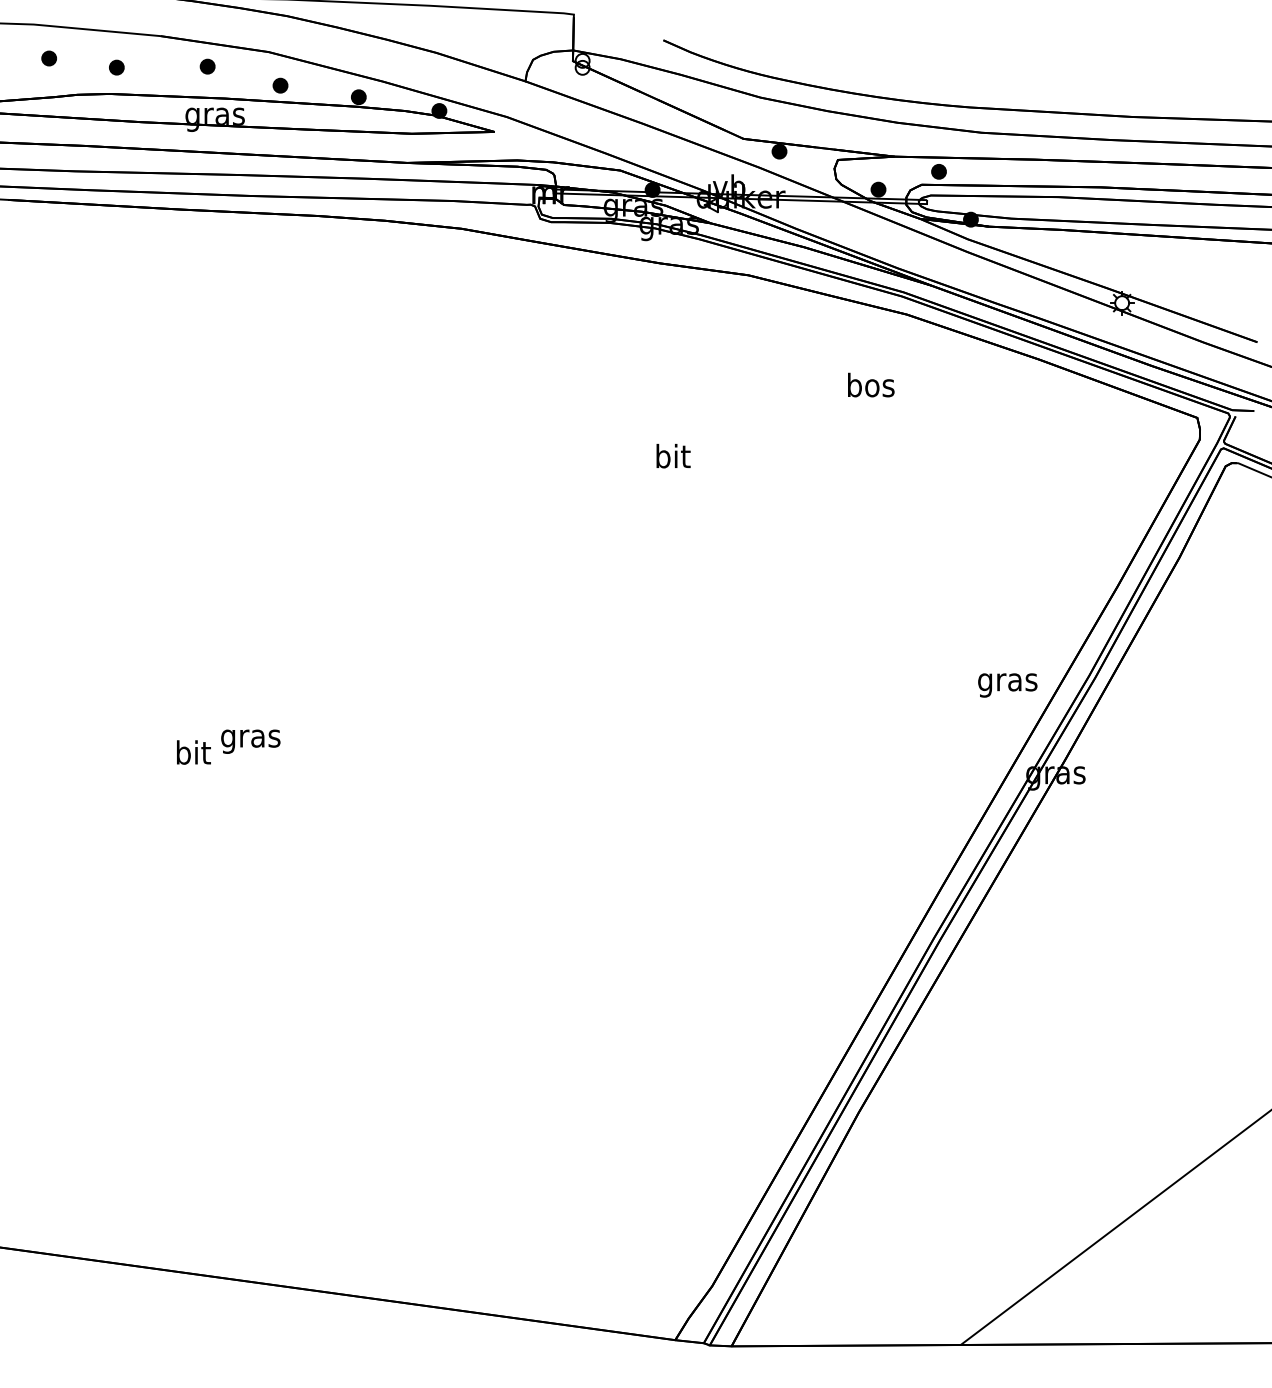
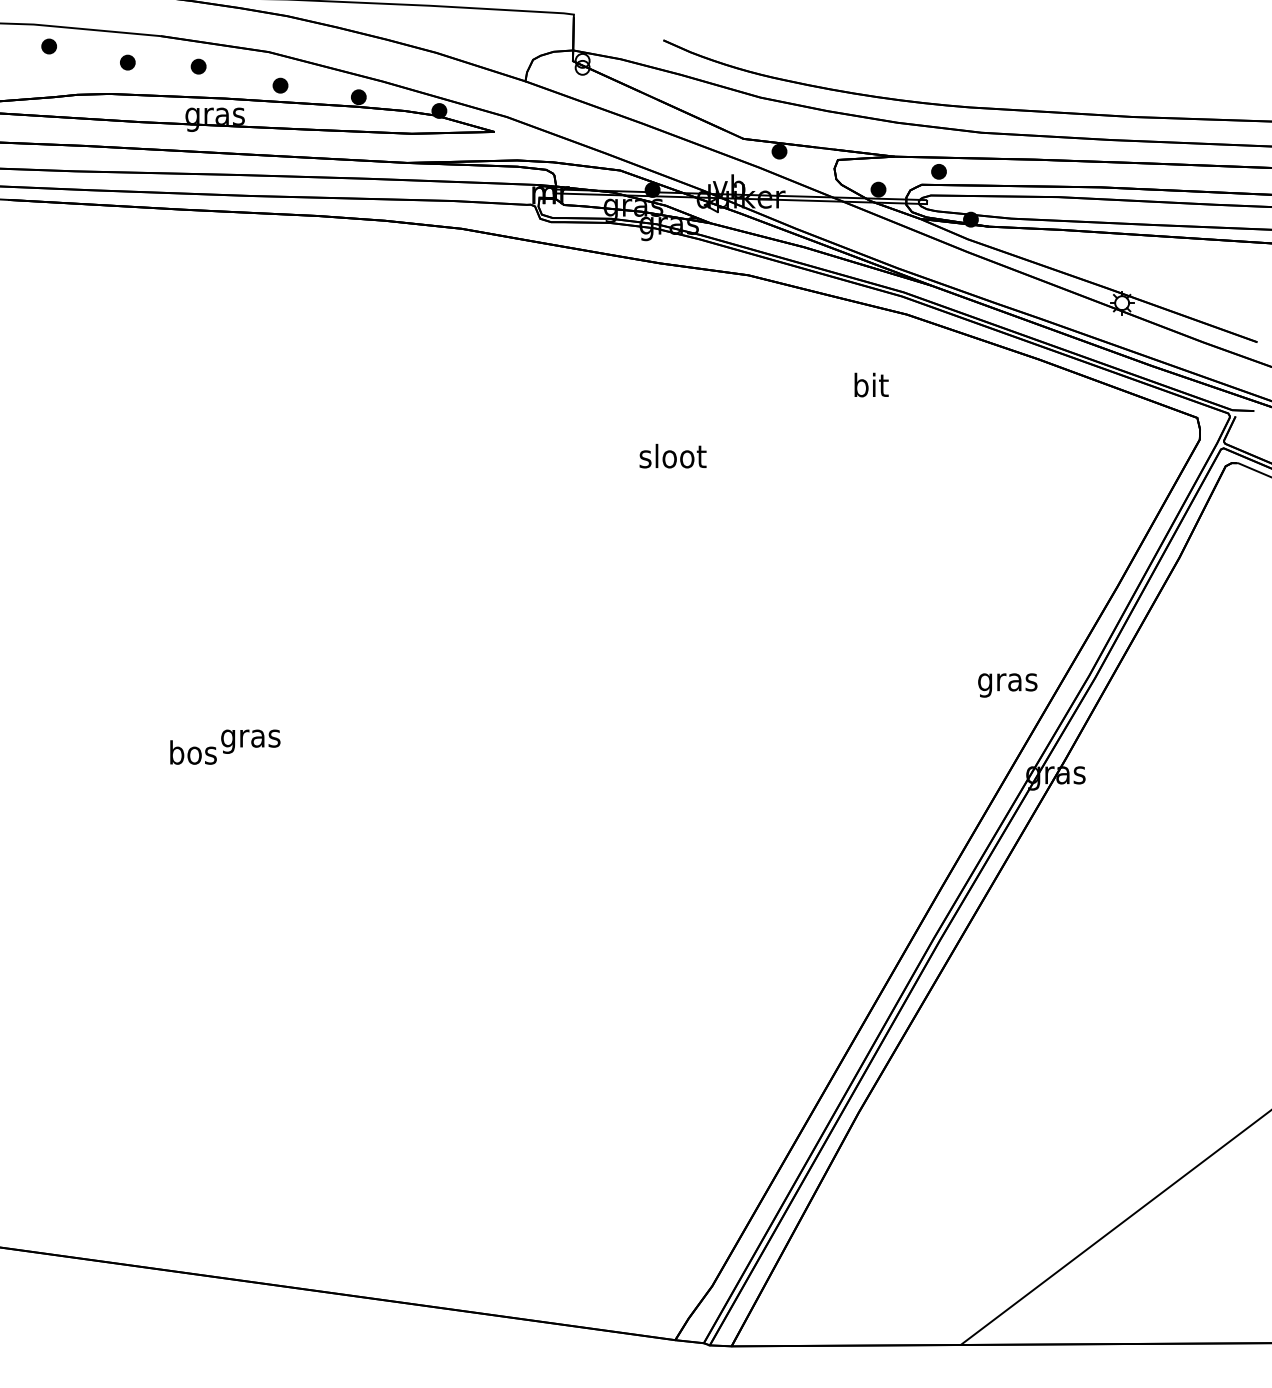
part position: (48, 58) -> (48, 46) (48, 46)
part position: (207, 66) -> (198, 66) (198, 66)
part position: (116, 67) -> (127, 62) (127, 62)
text: bos -> bit (871, 384)
text: bit -> sloot (672, 455)
text: bit -> bos (193, 752)
